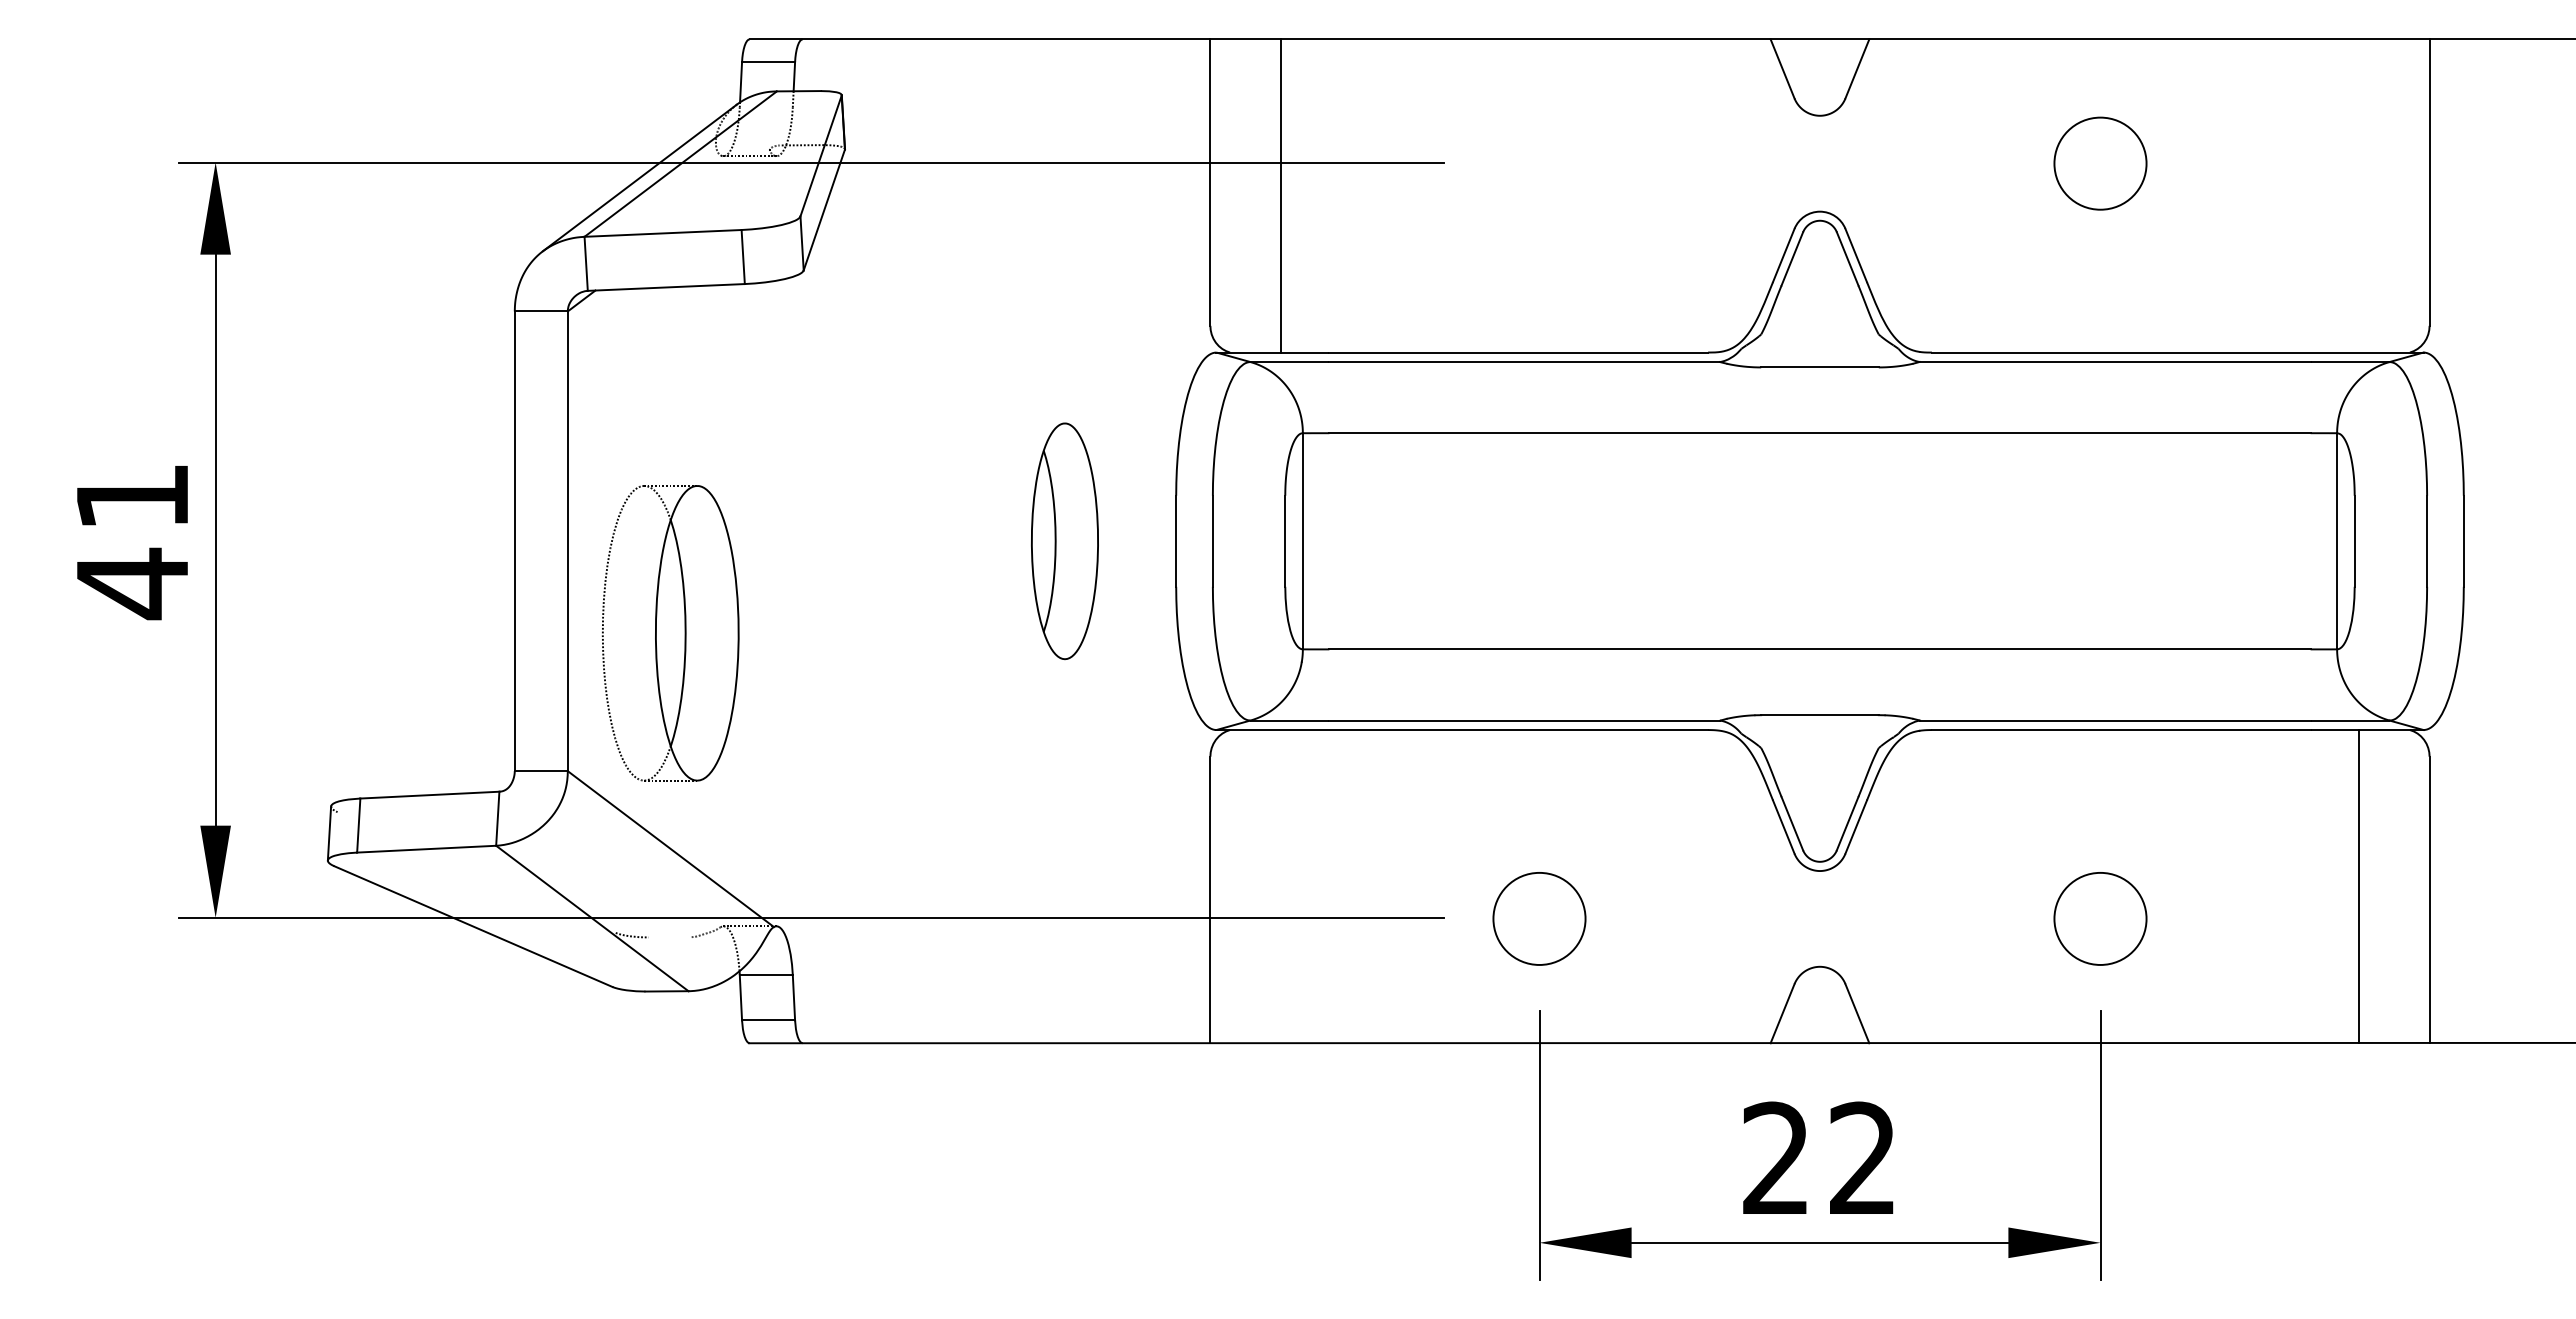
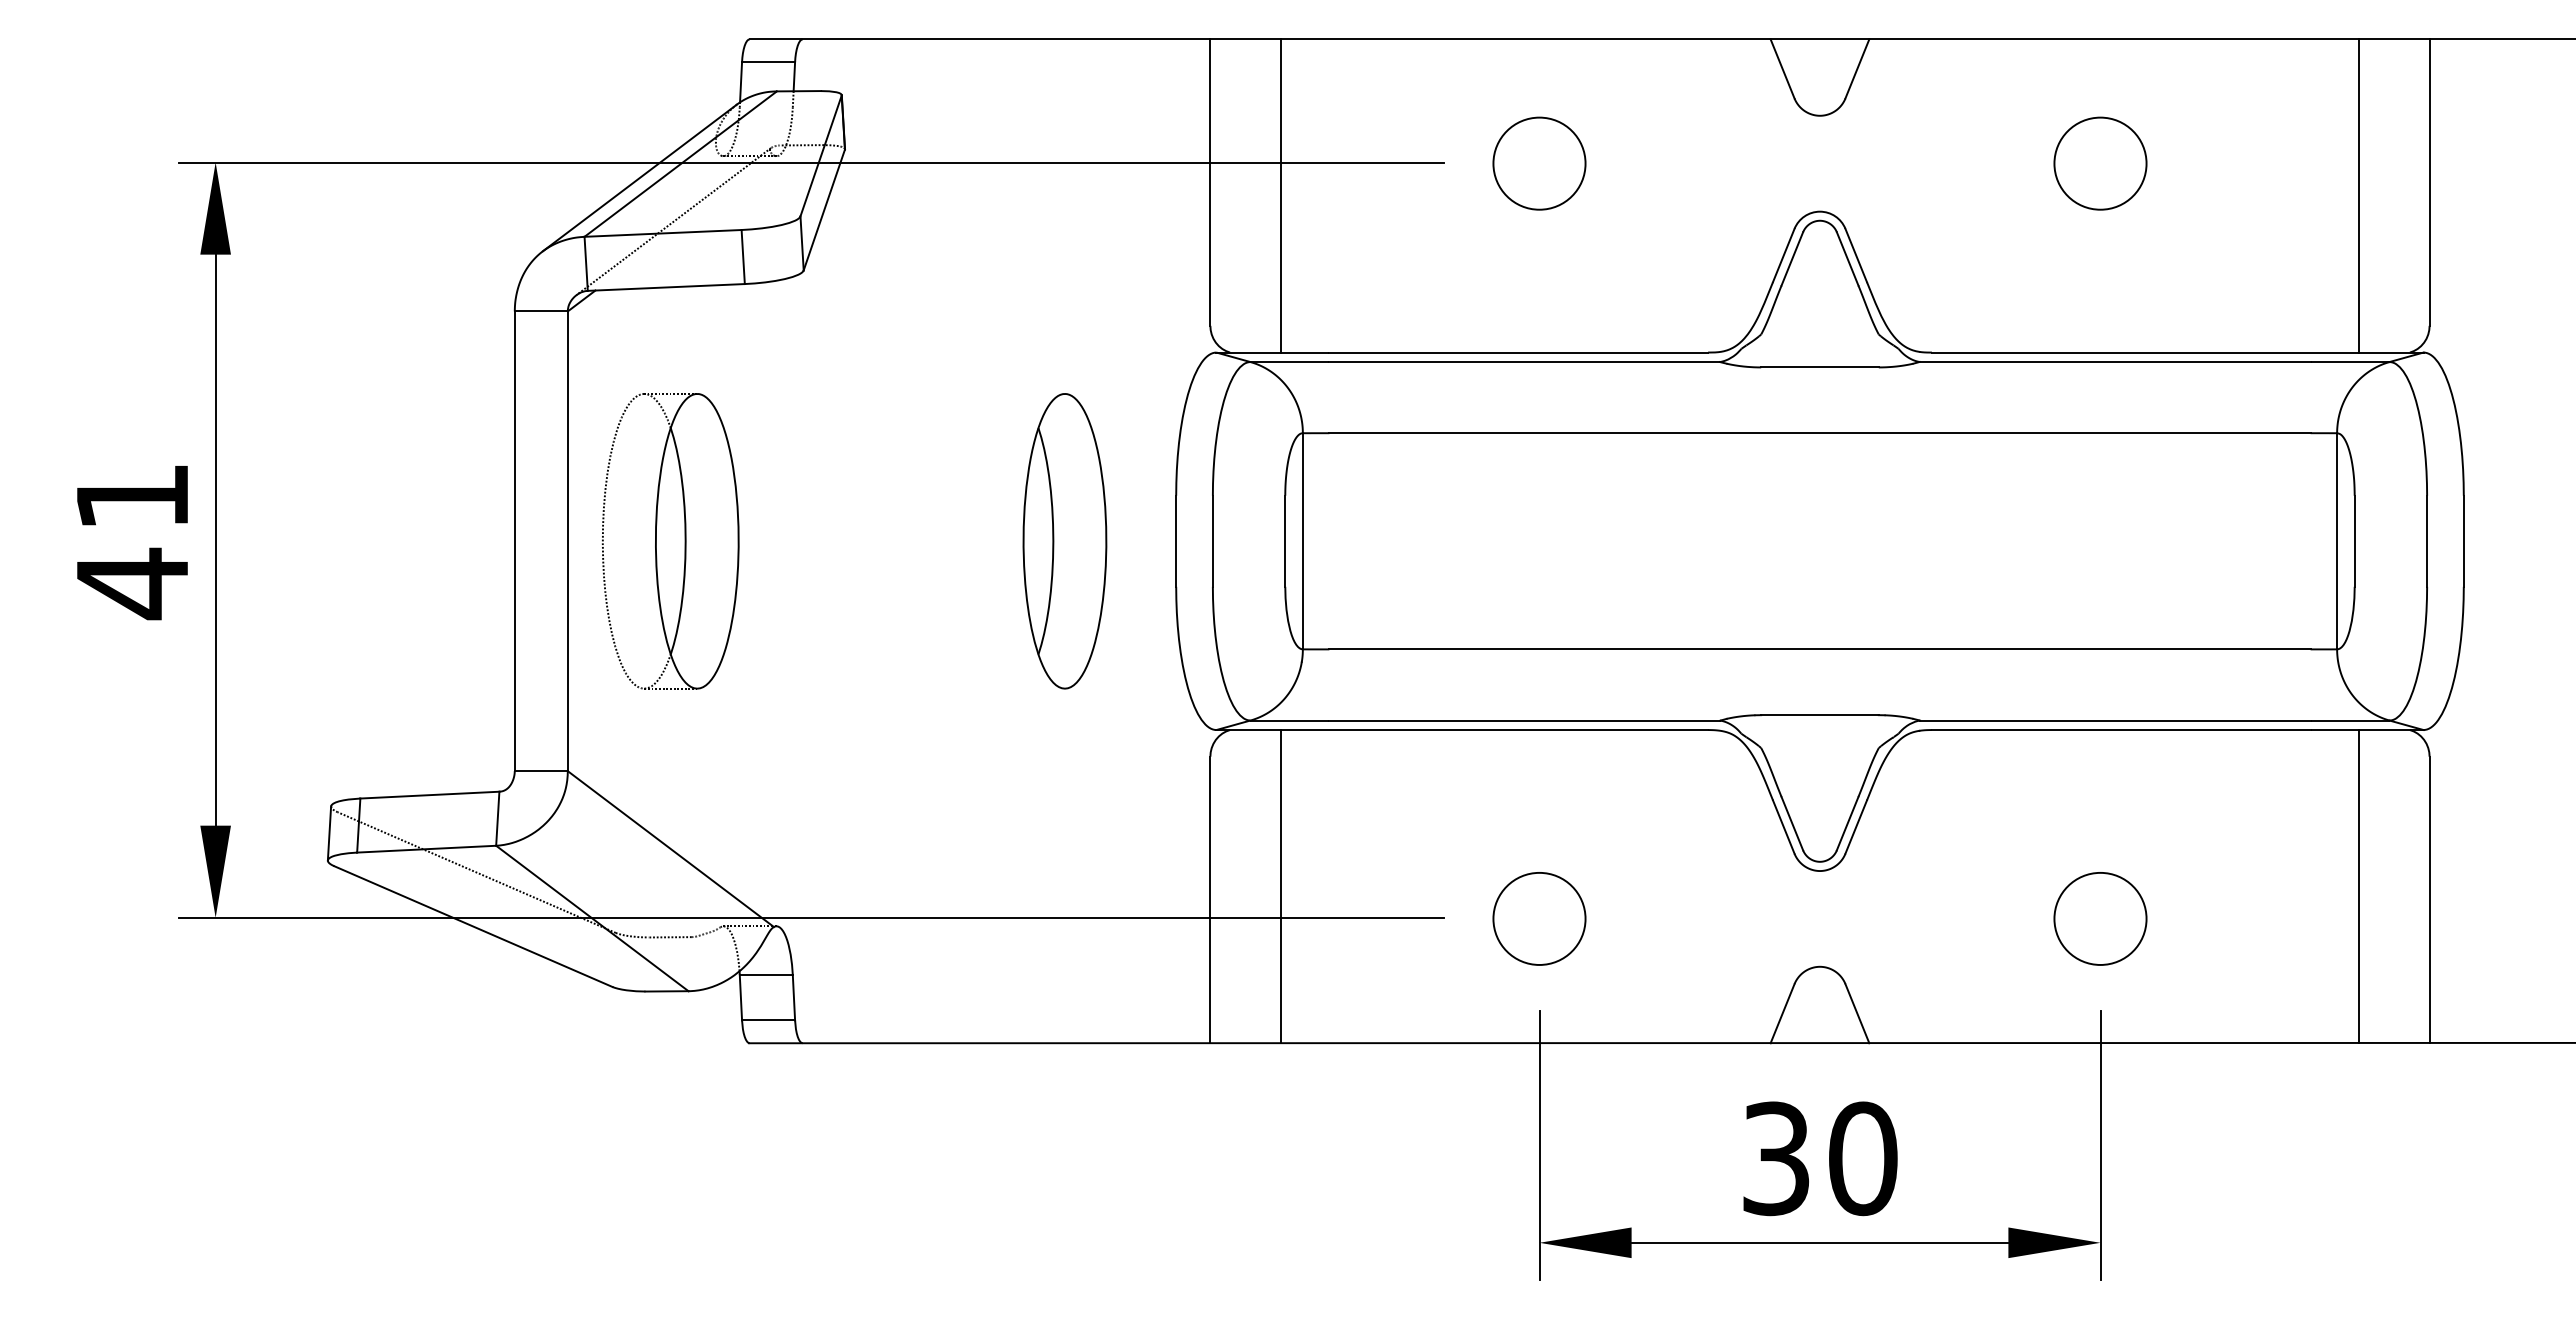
circle: none -> present (1539, 163)
line: none -> present (2358, 195)
line: none -> present (673, 221)
part size: 68x239 px -> 86x297 px (1064, 541)
part position: (670, 633) -> (670, 541) (670, 541)
line: none -> present (476, 872)
line: none -> present (1281, 886)
line: none -> present (669, 937)
text: 22 -> 30 (1820, 1158)
